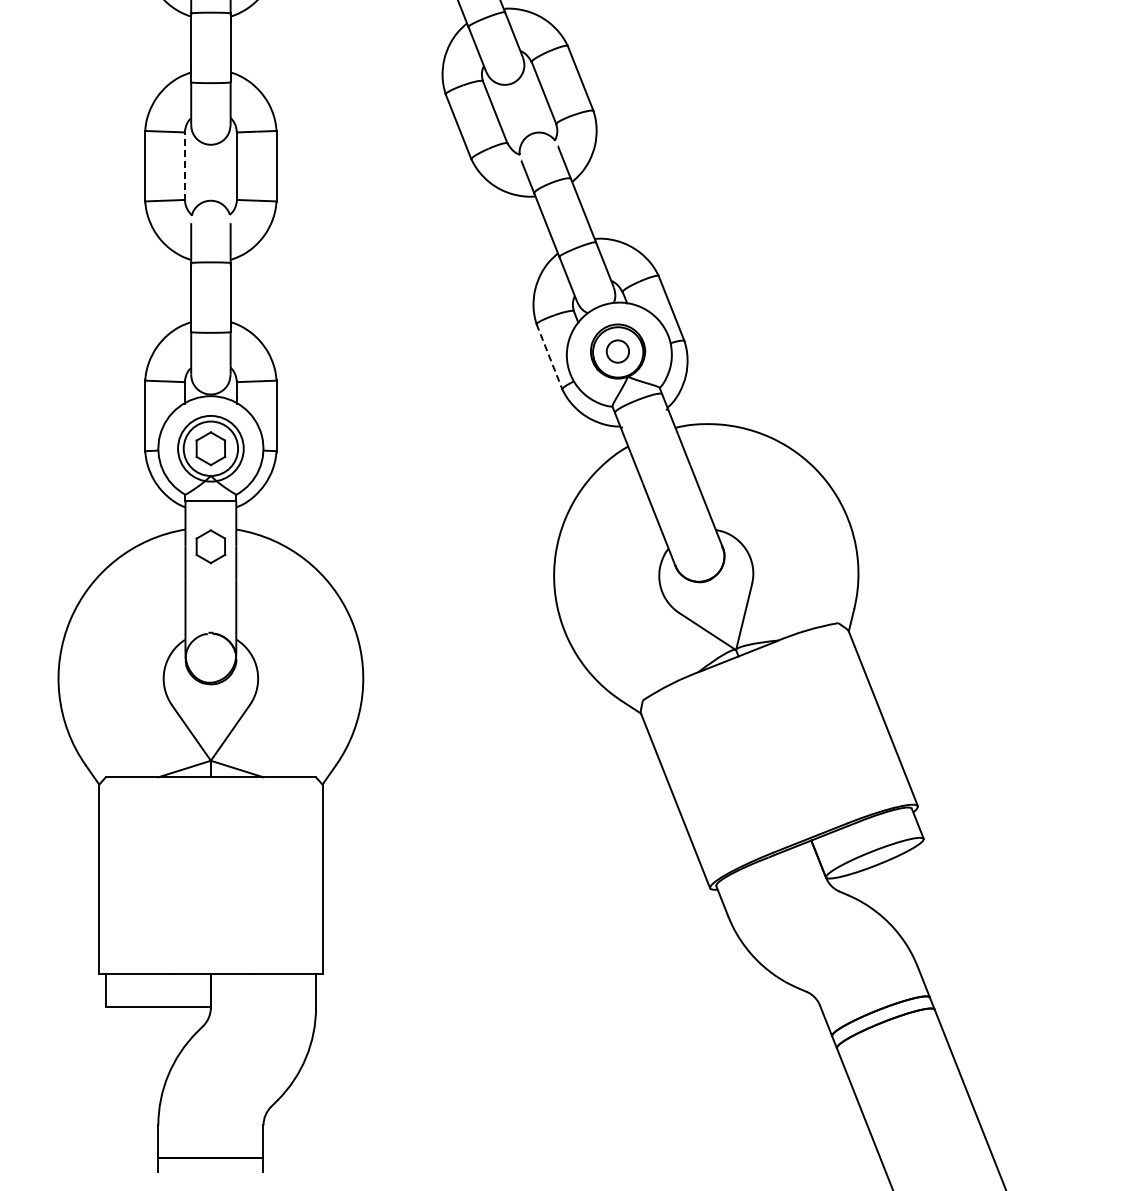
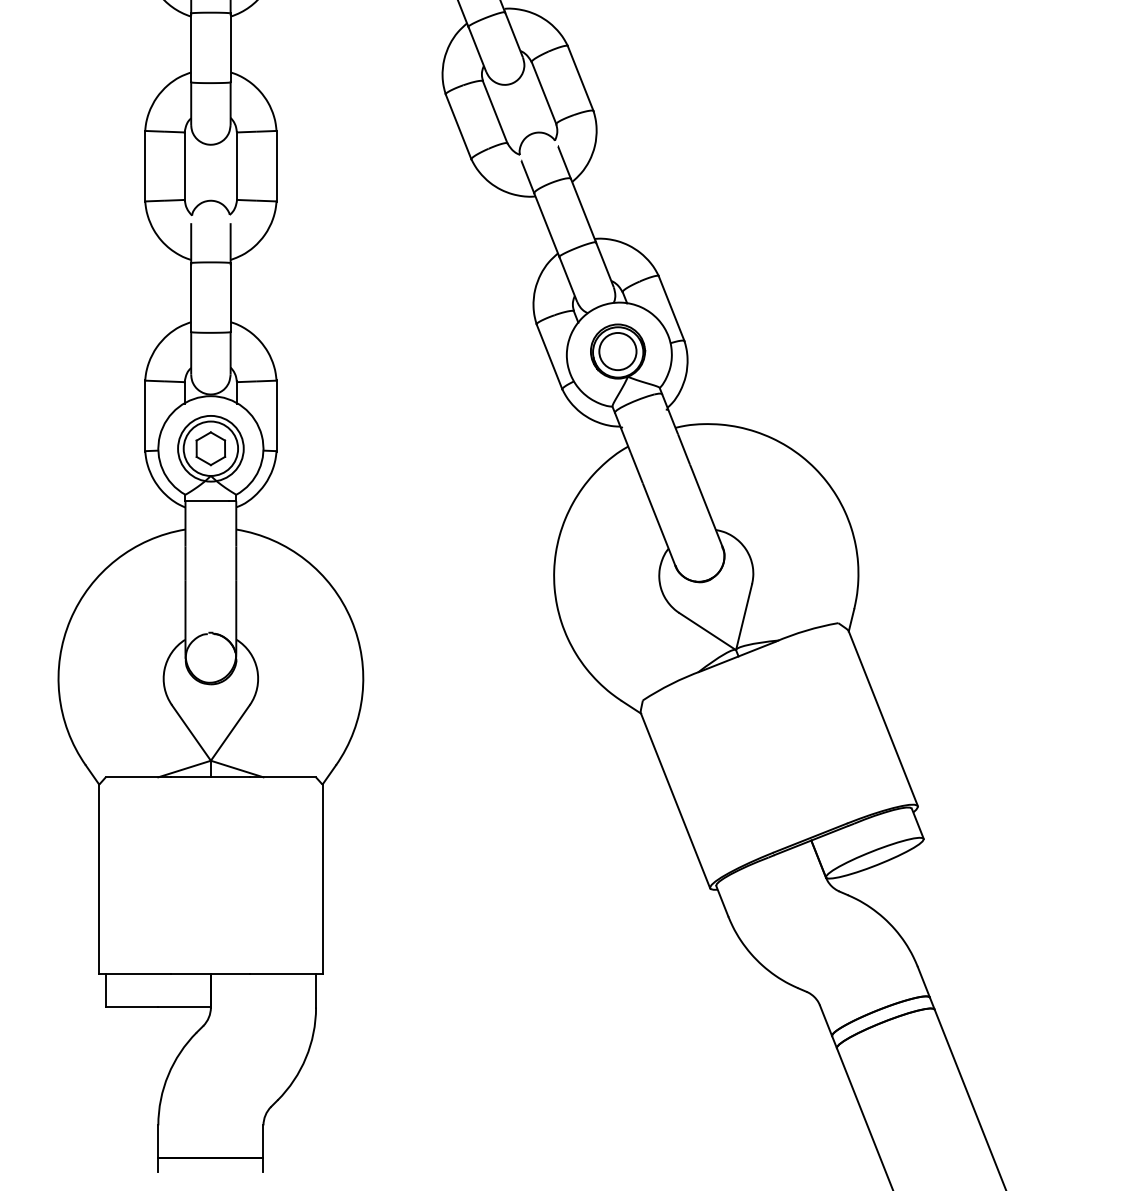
line: dashed -> solid (184, 166)
circle diameter: 22 px -> 37 px (617, 351)
line: dashed -> solid (549, 357)
part: present -> none (210, 546)
